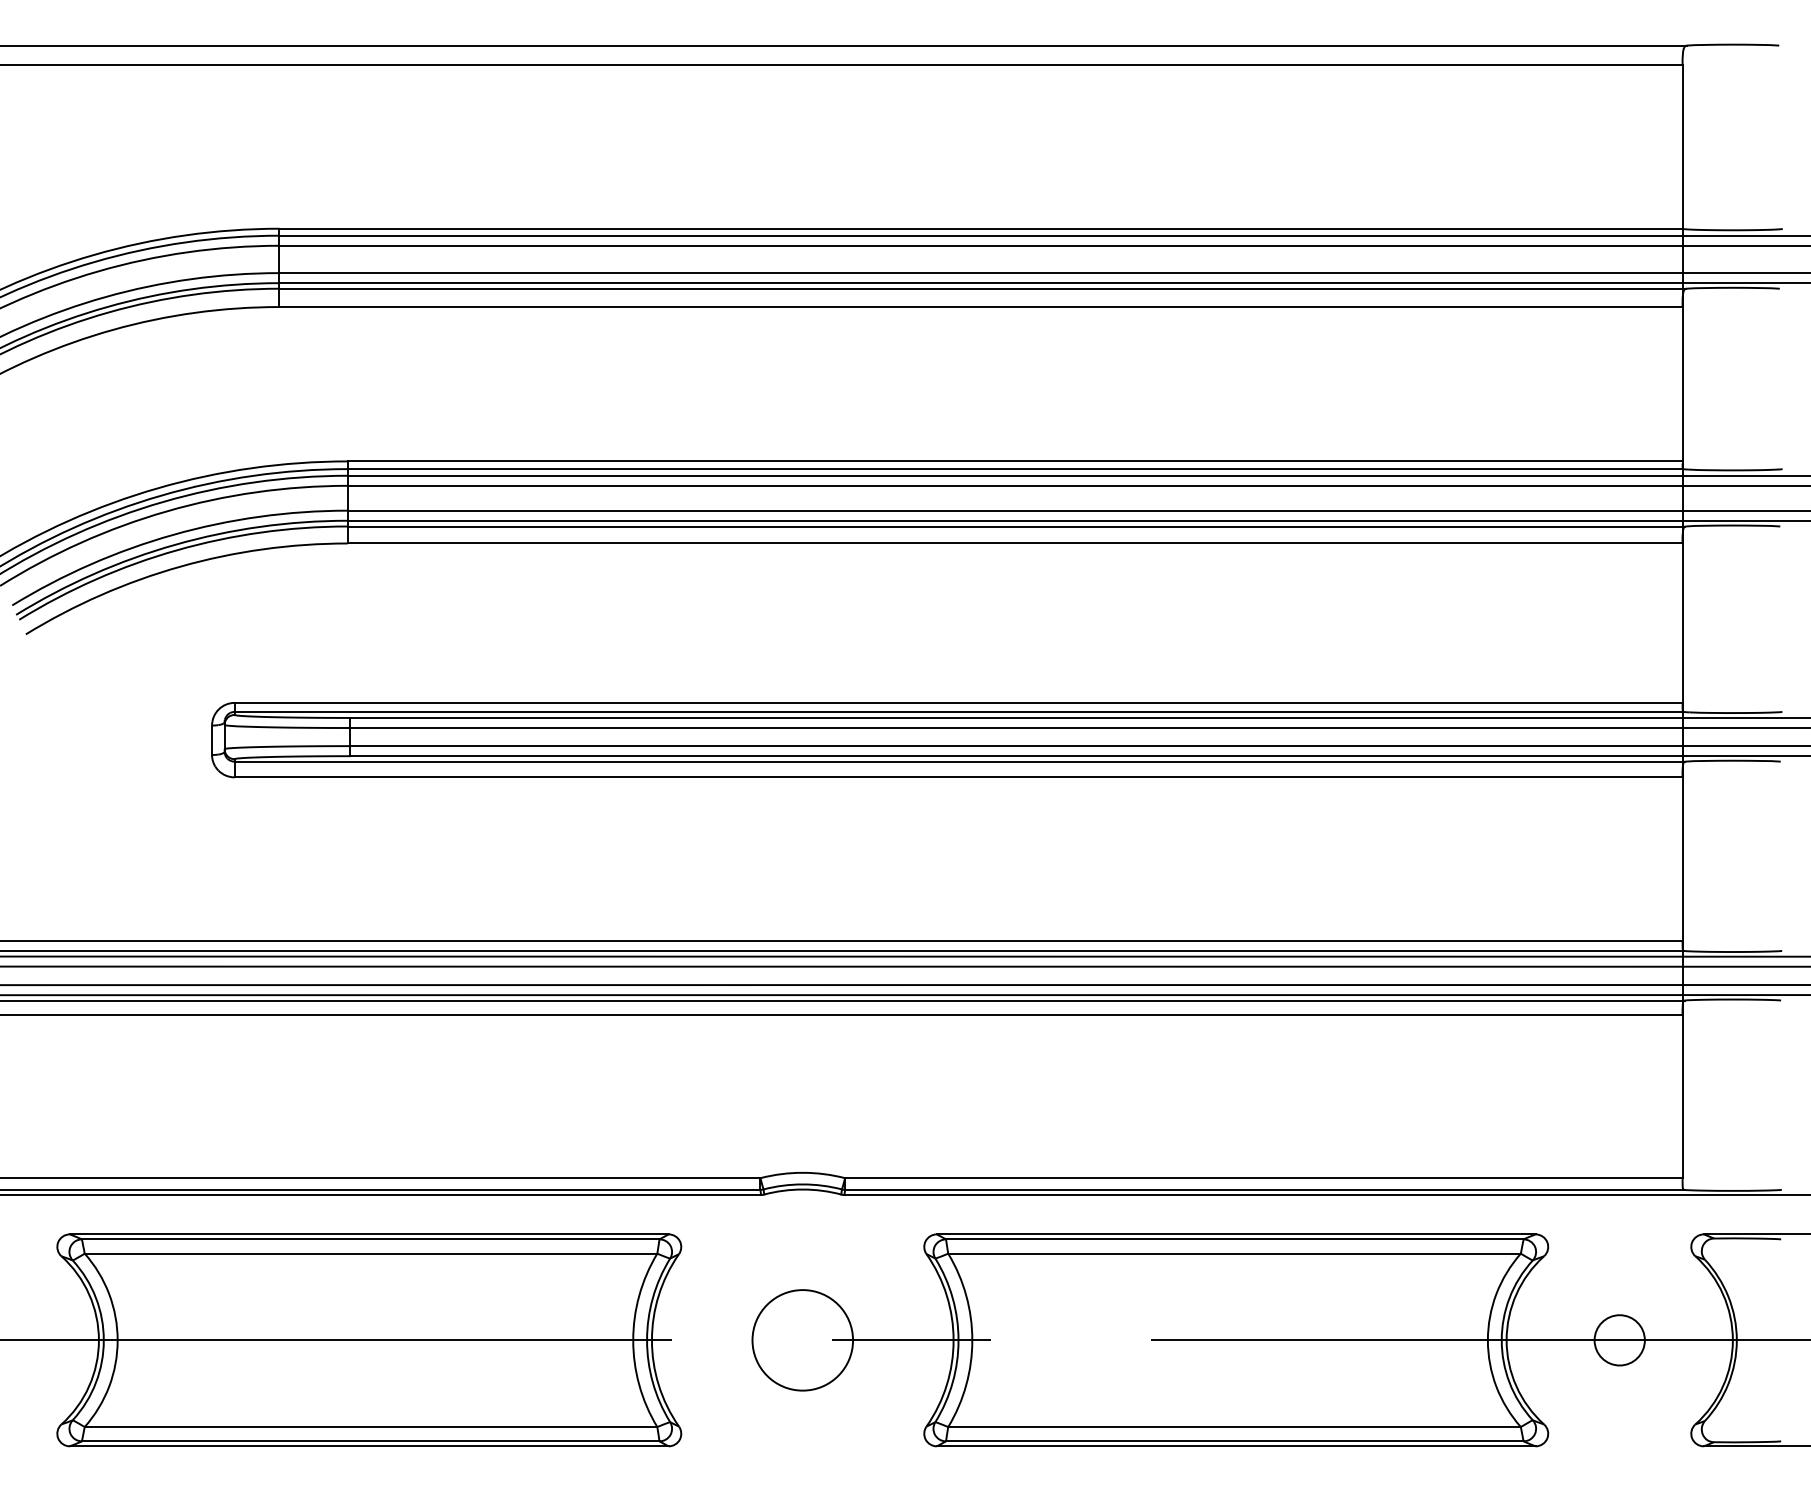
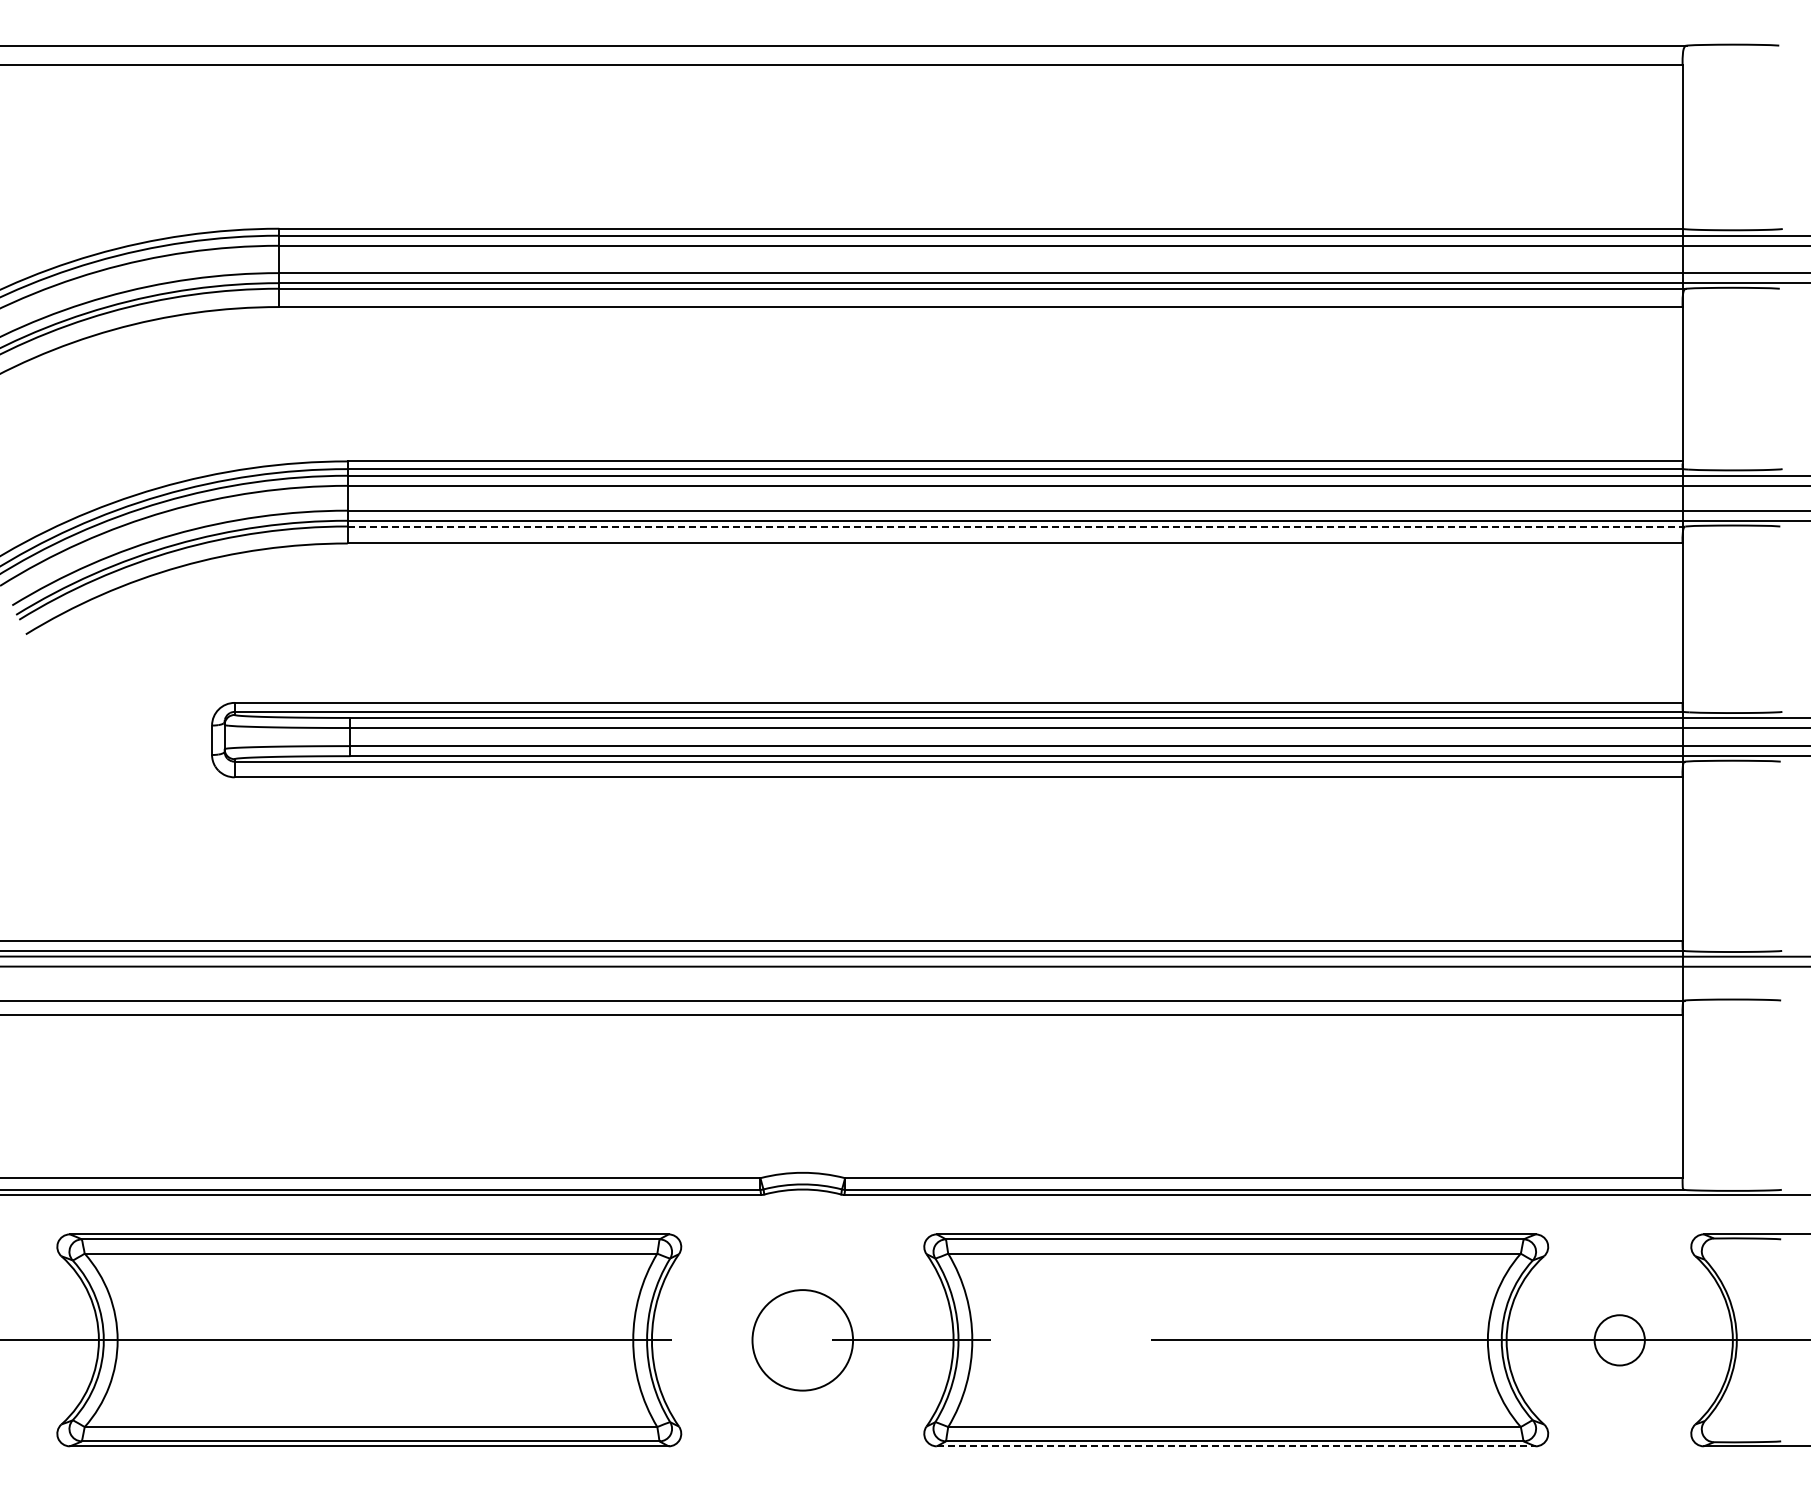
line: solid -> dashed (1016, 526)
line: present -> none (904, 985)
line: present -> none (904, 995)
line: solid -> dashed (1236, 1446)
